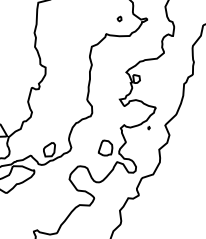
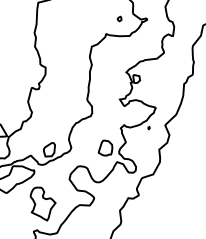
part: none -> present (42, 203)
